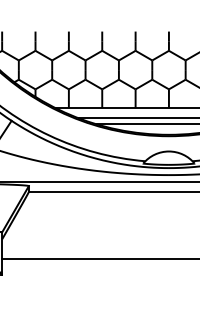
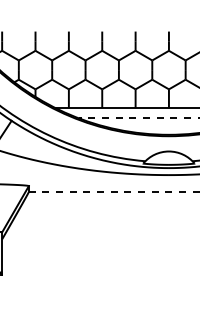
line: solid -> dashed (138, 118)
line: present -> none (146, 124)
line: present -> none (99, 182)
line: solid -> dashed (113, 192)
line: present -> none (99, 258)
